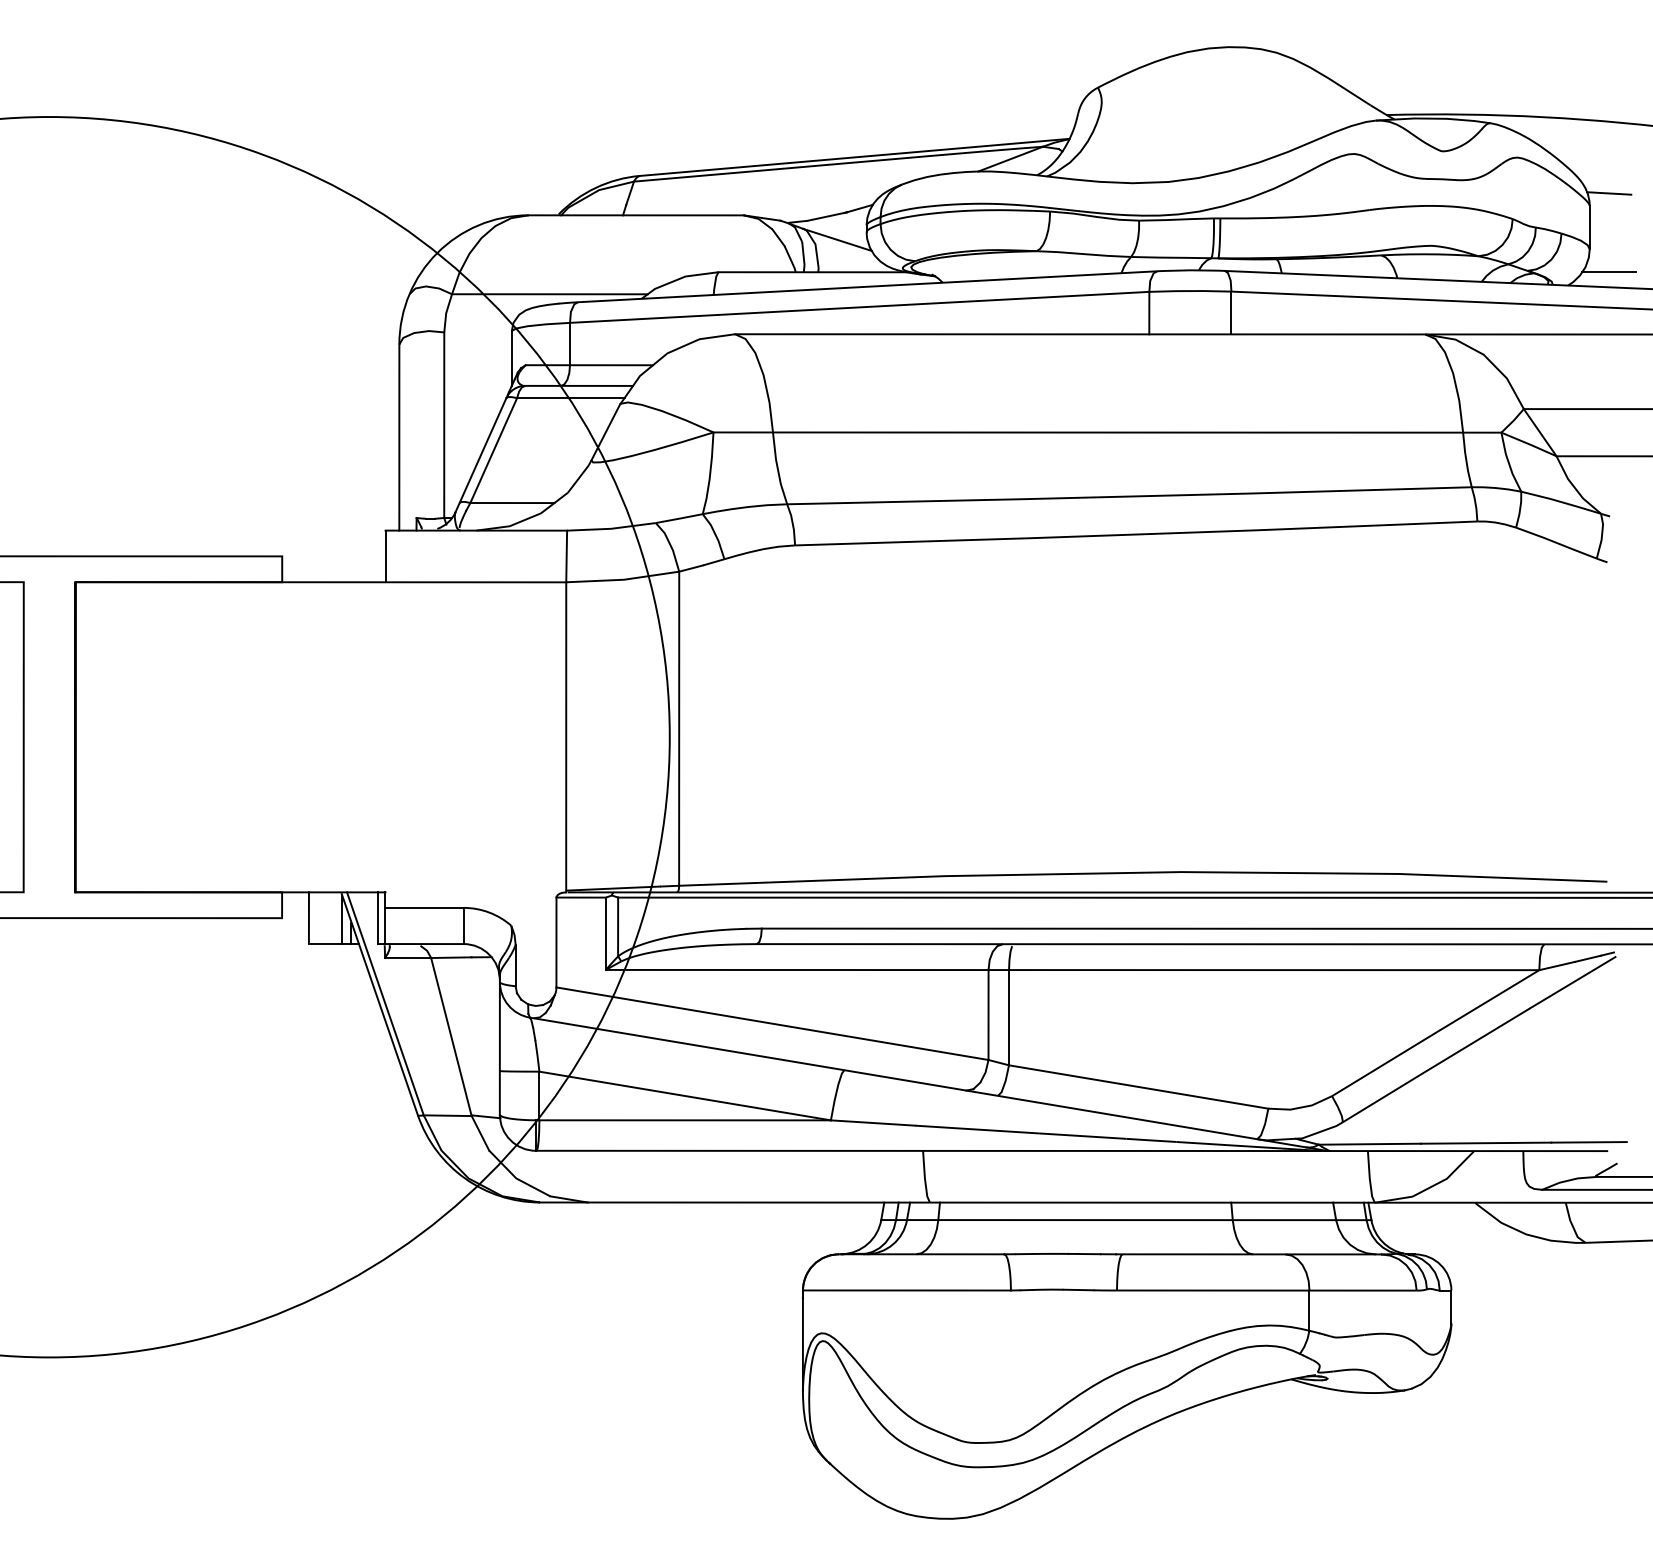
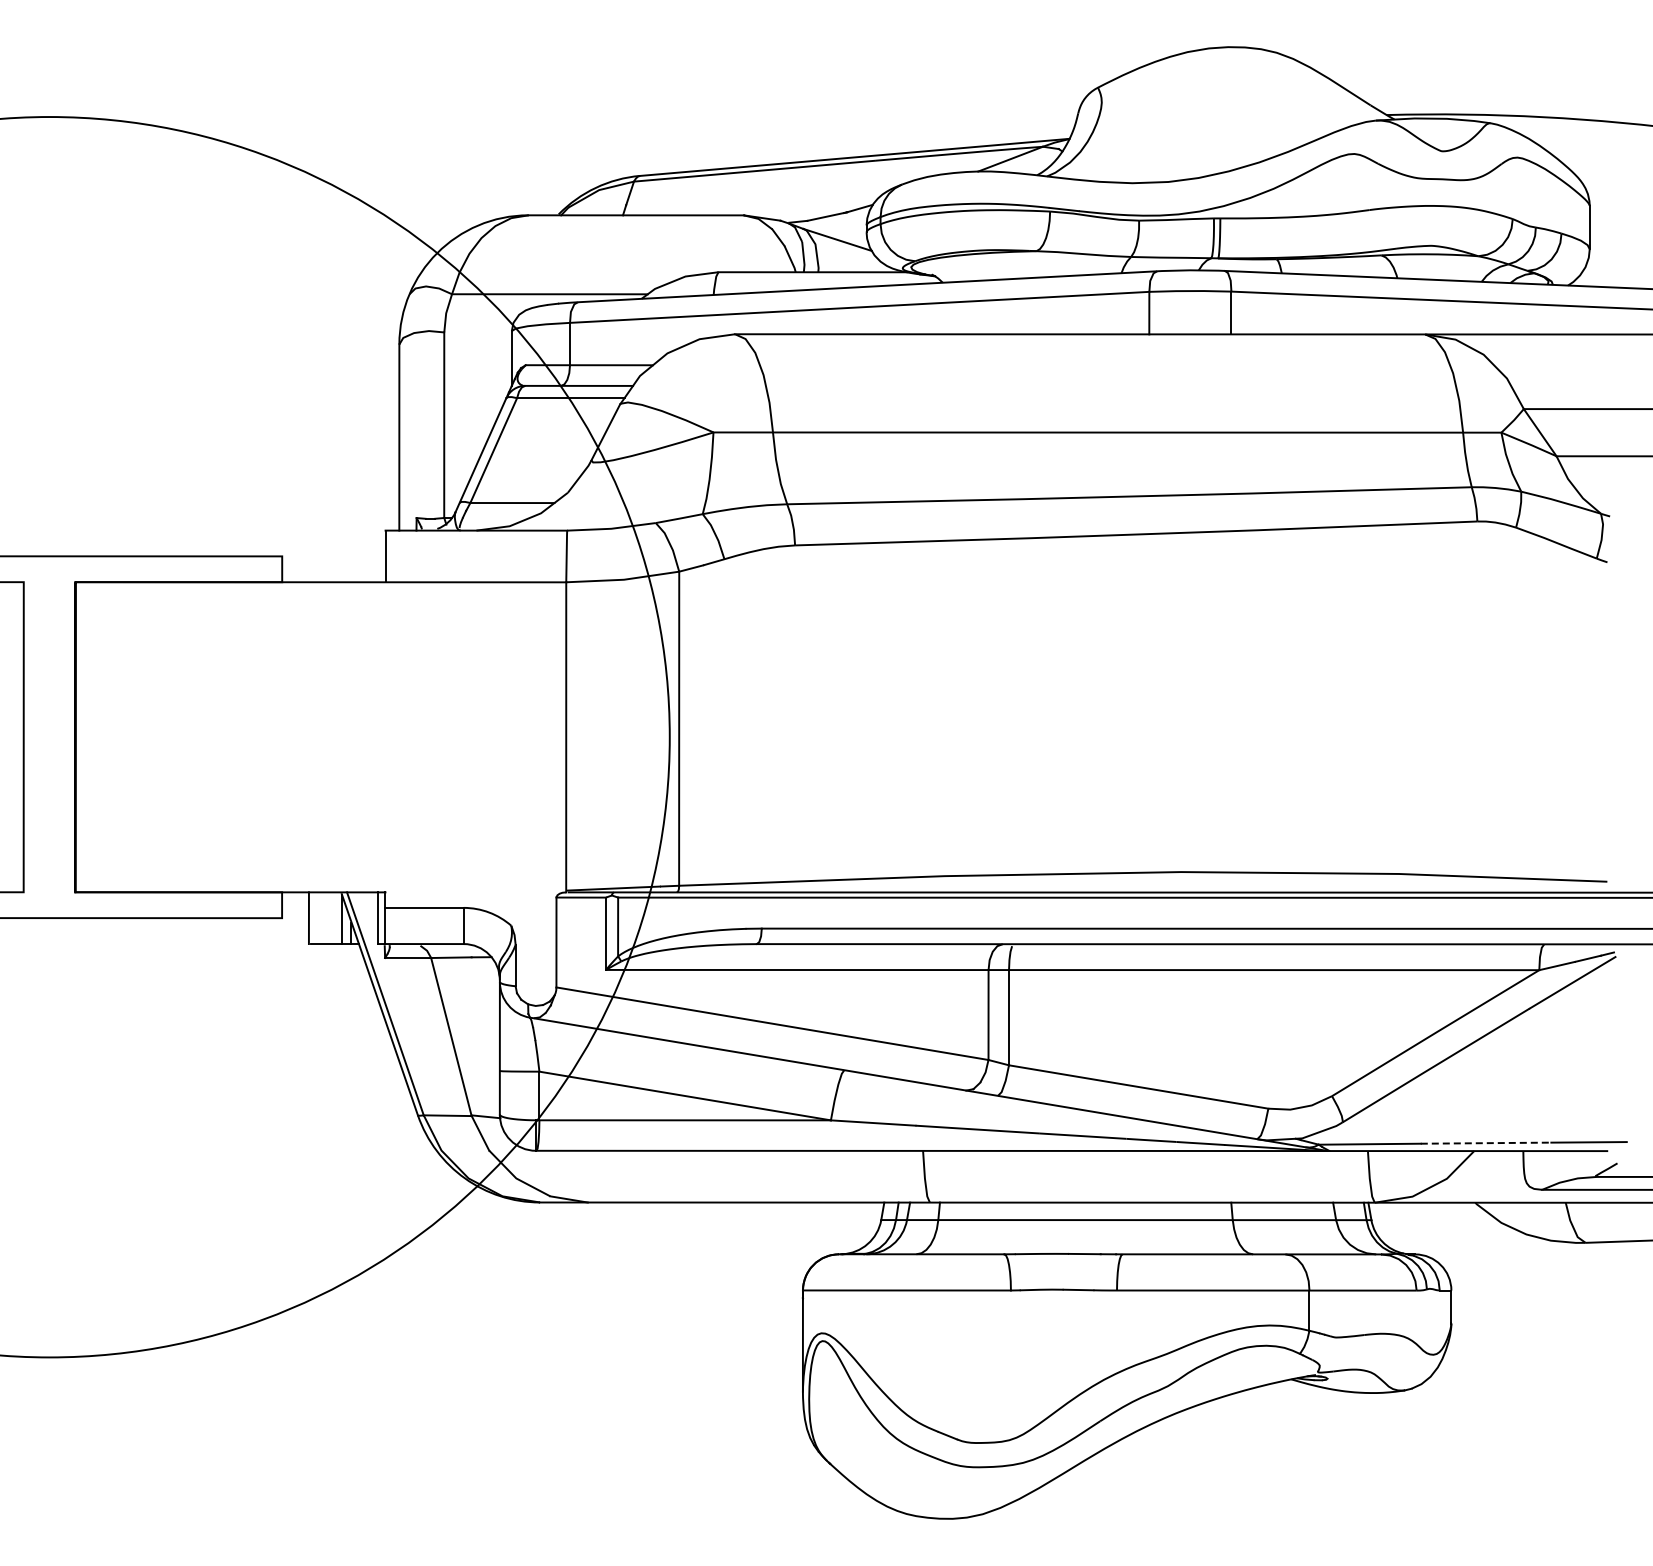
line: present -> none (1609, 193)
line: present -> none (1609, 272)
line: solid -> dashed (1486, 1143)
